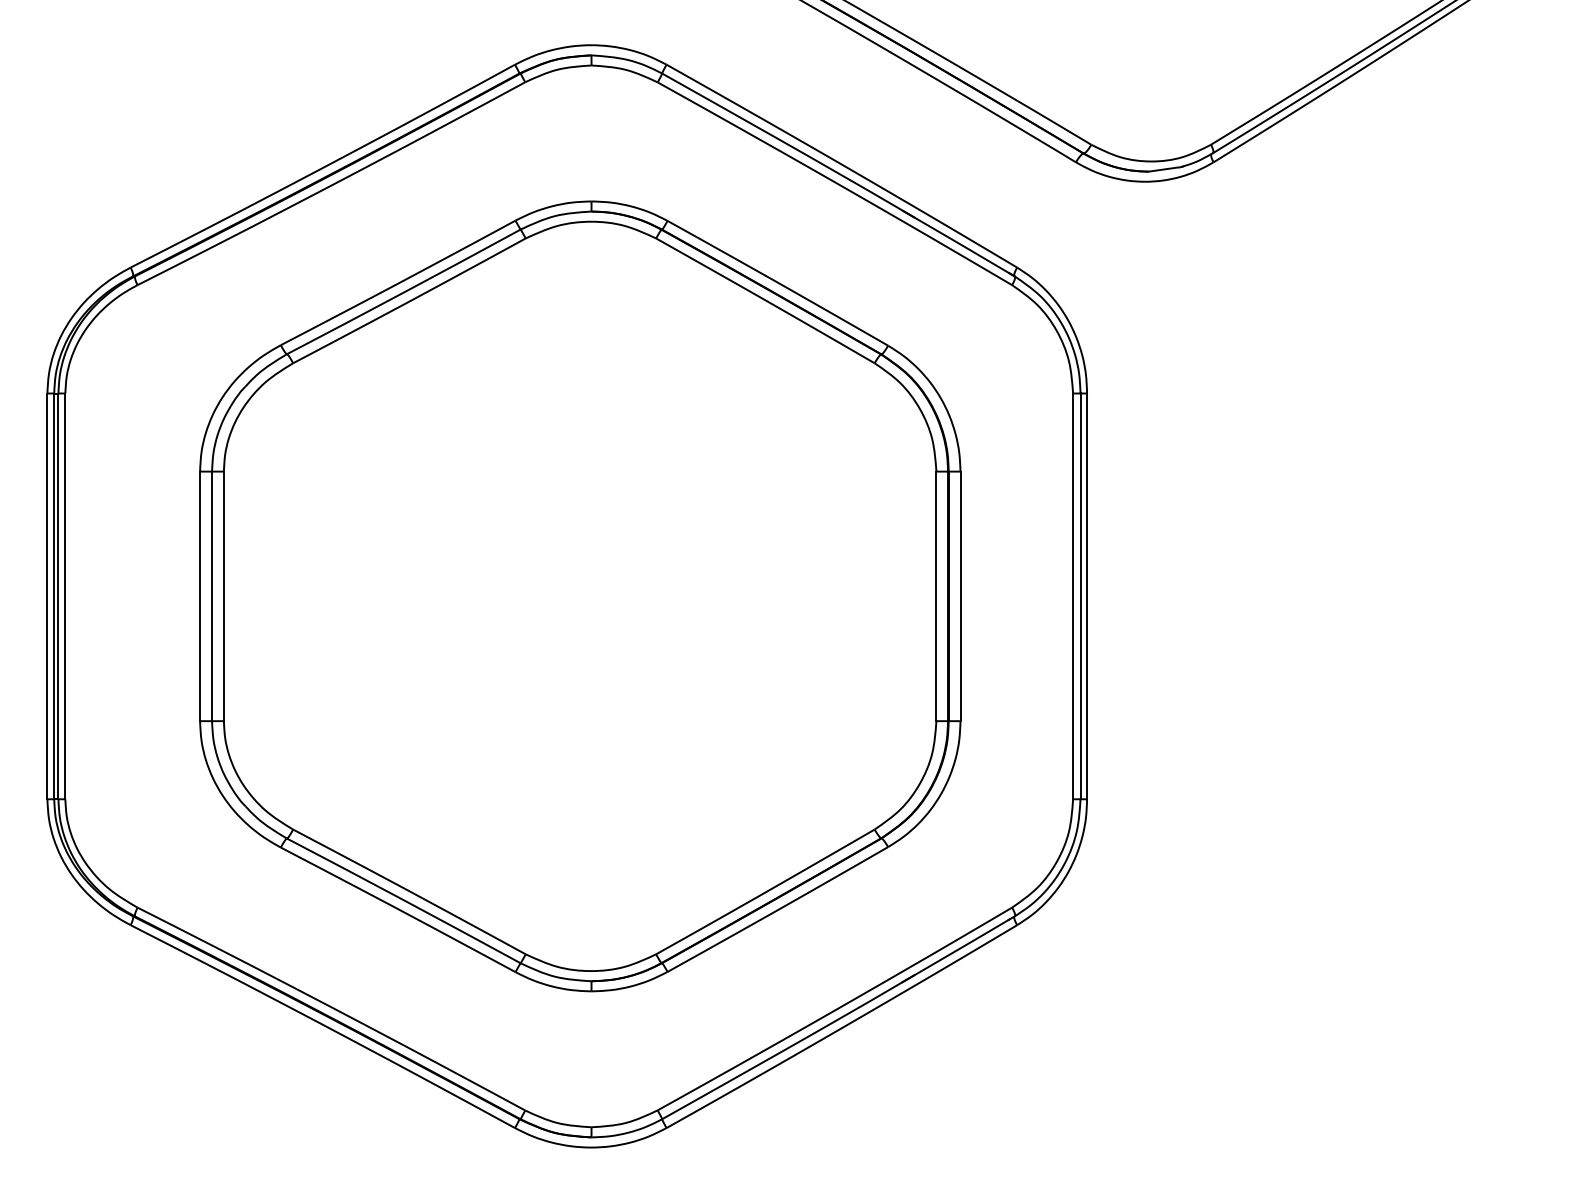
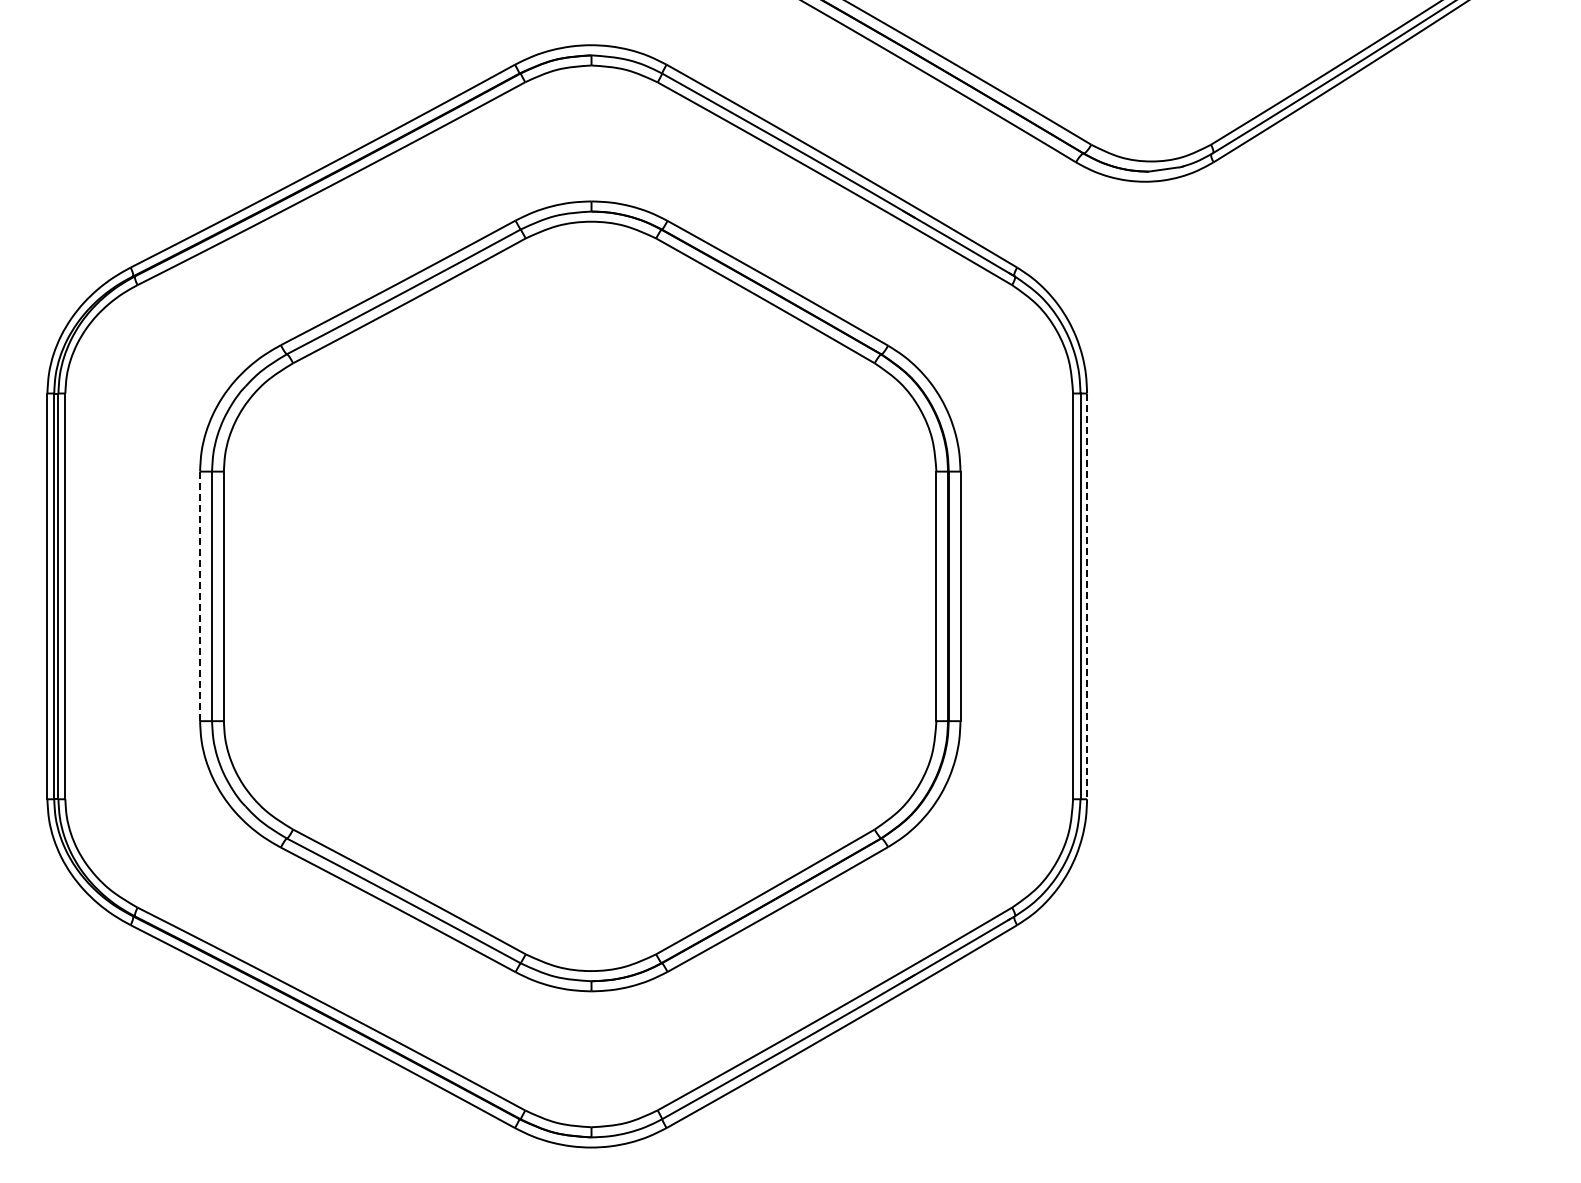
line: solid -> dashed (200, 596)
line: solid -> dashed (1087, 596)
